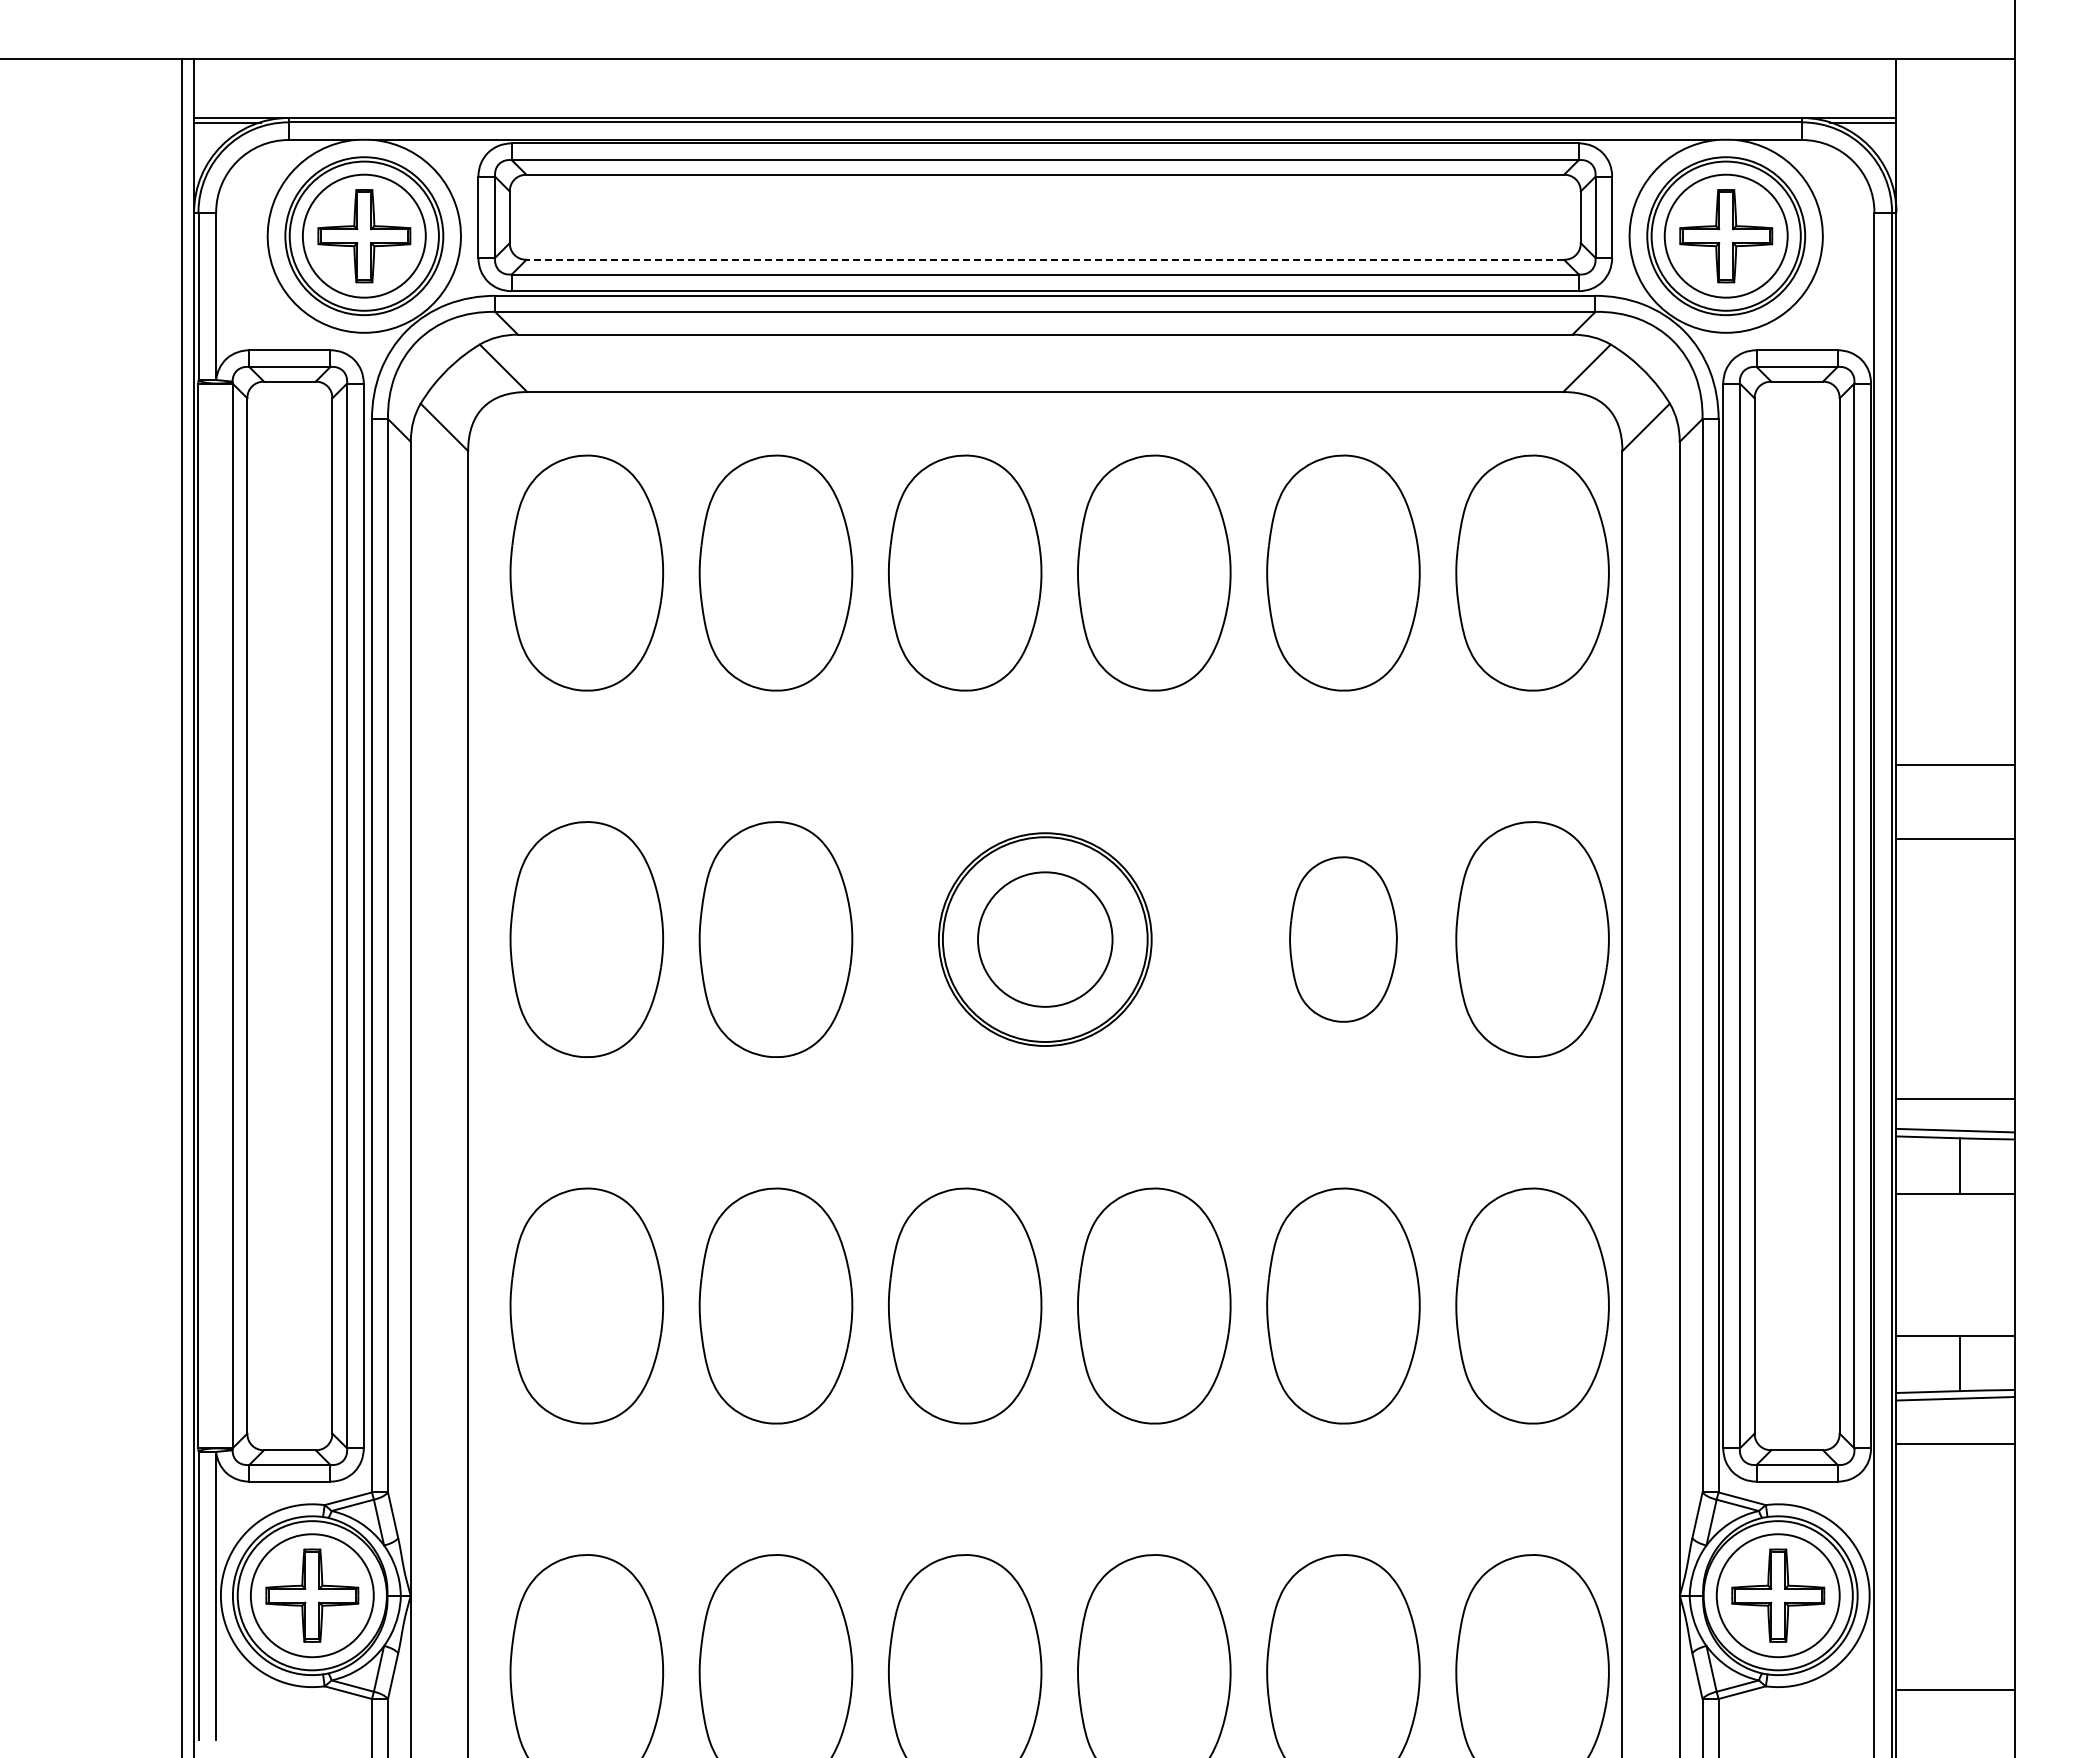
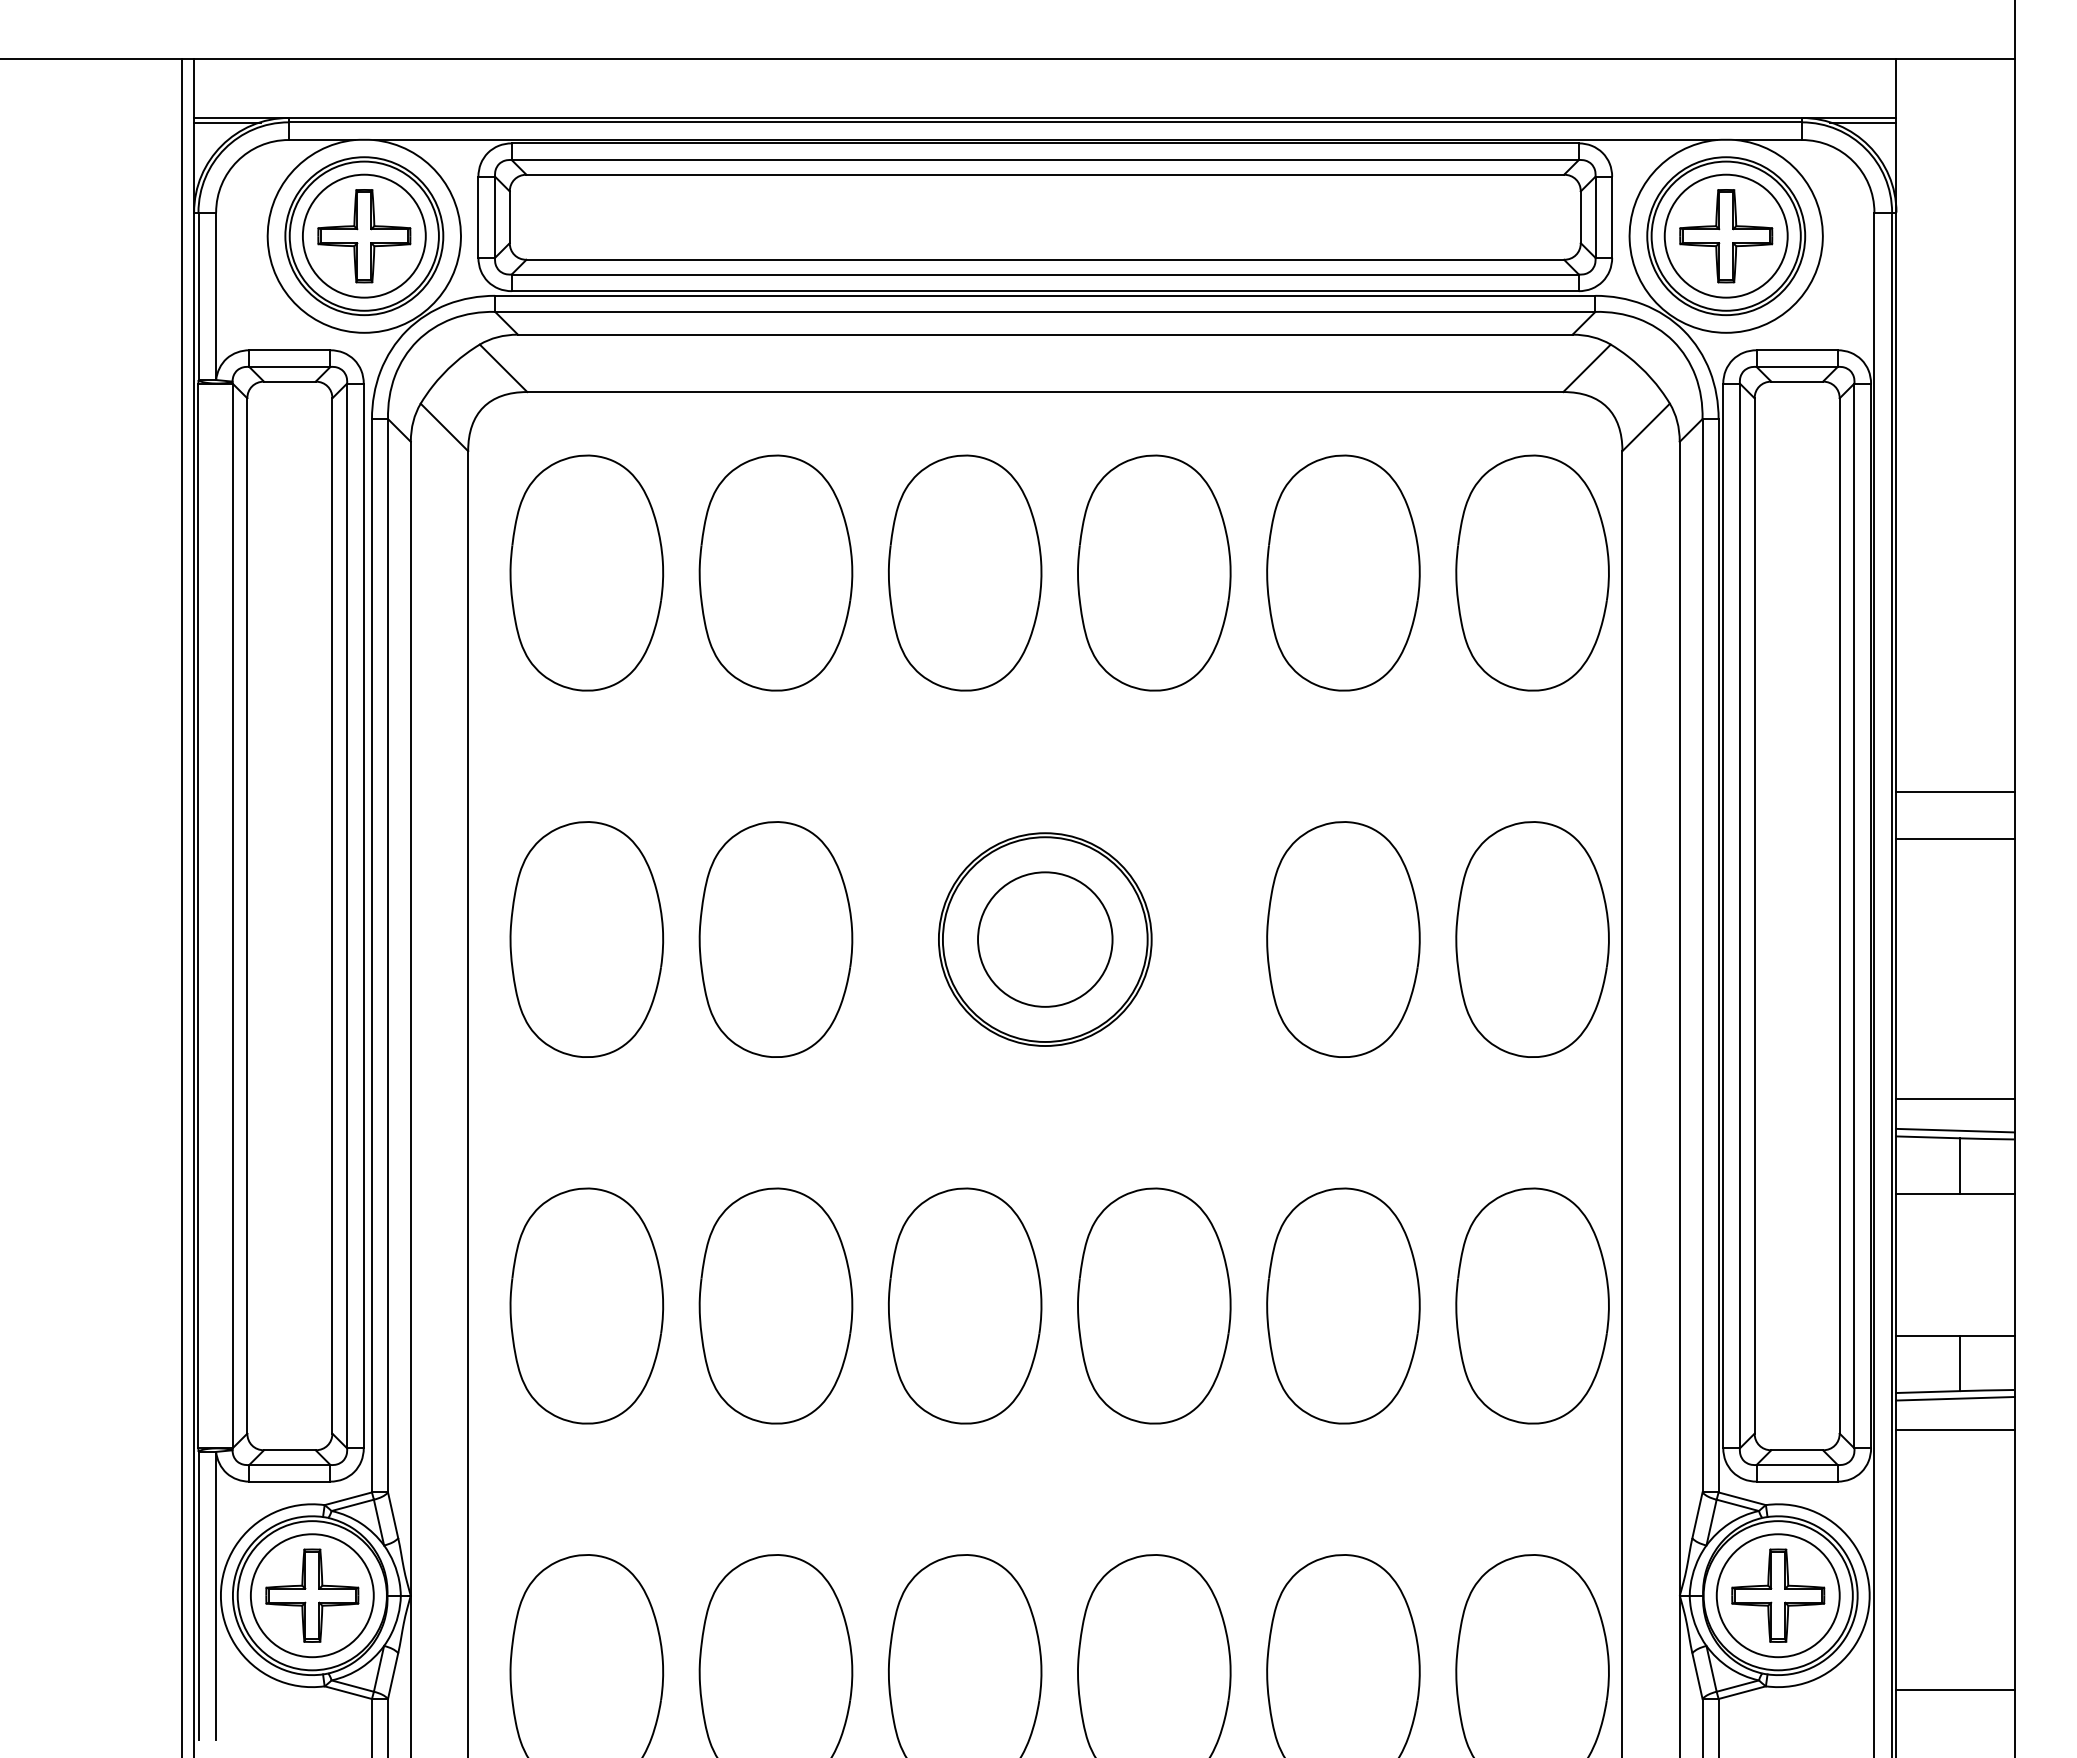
line: dashed -> solid (1045, 259)
line position: (1955, 764) -> (1955, 791) (1955, 791)
part size: 109x167 px -> 155x237 px (1343, 939)
line position: (1955, 1444) -> (1955, 1430) (1955, 1430)
